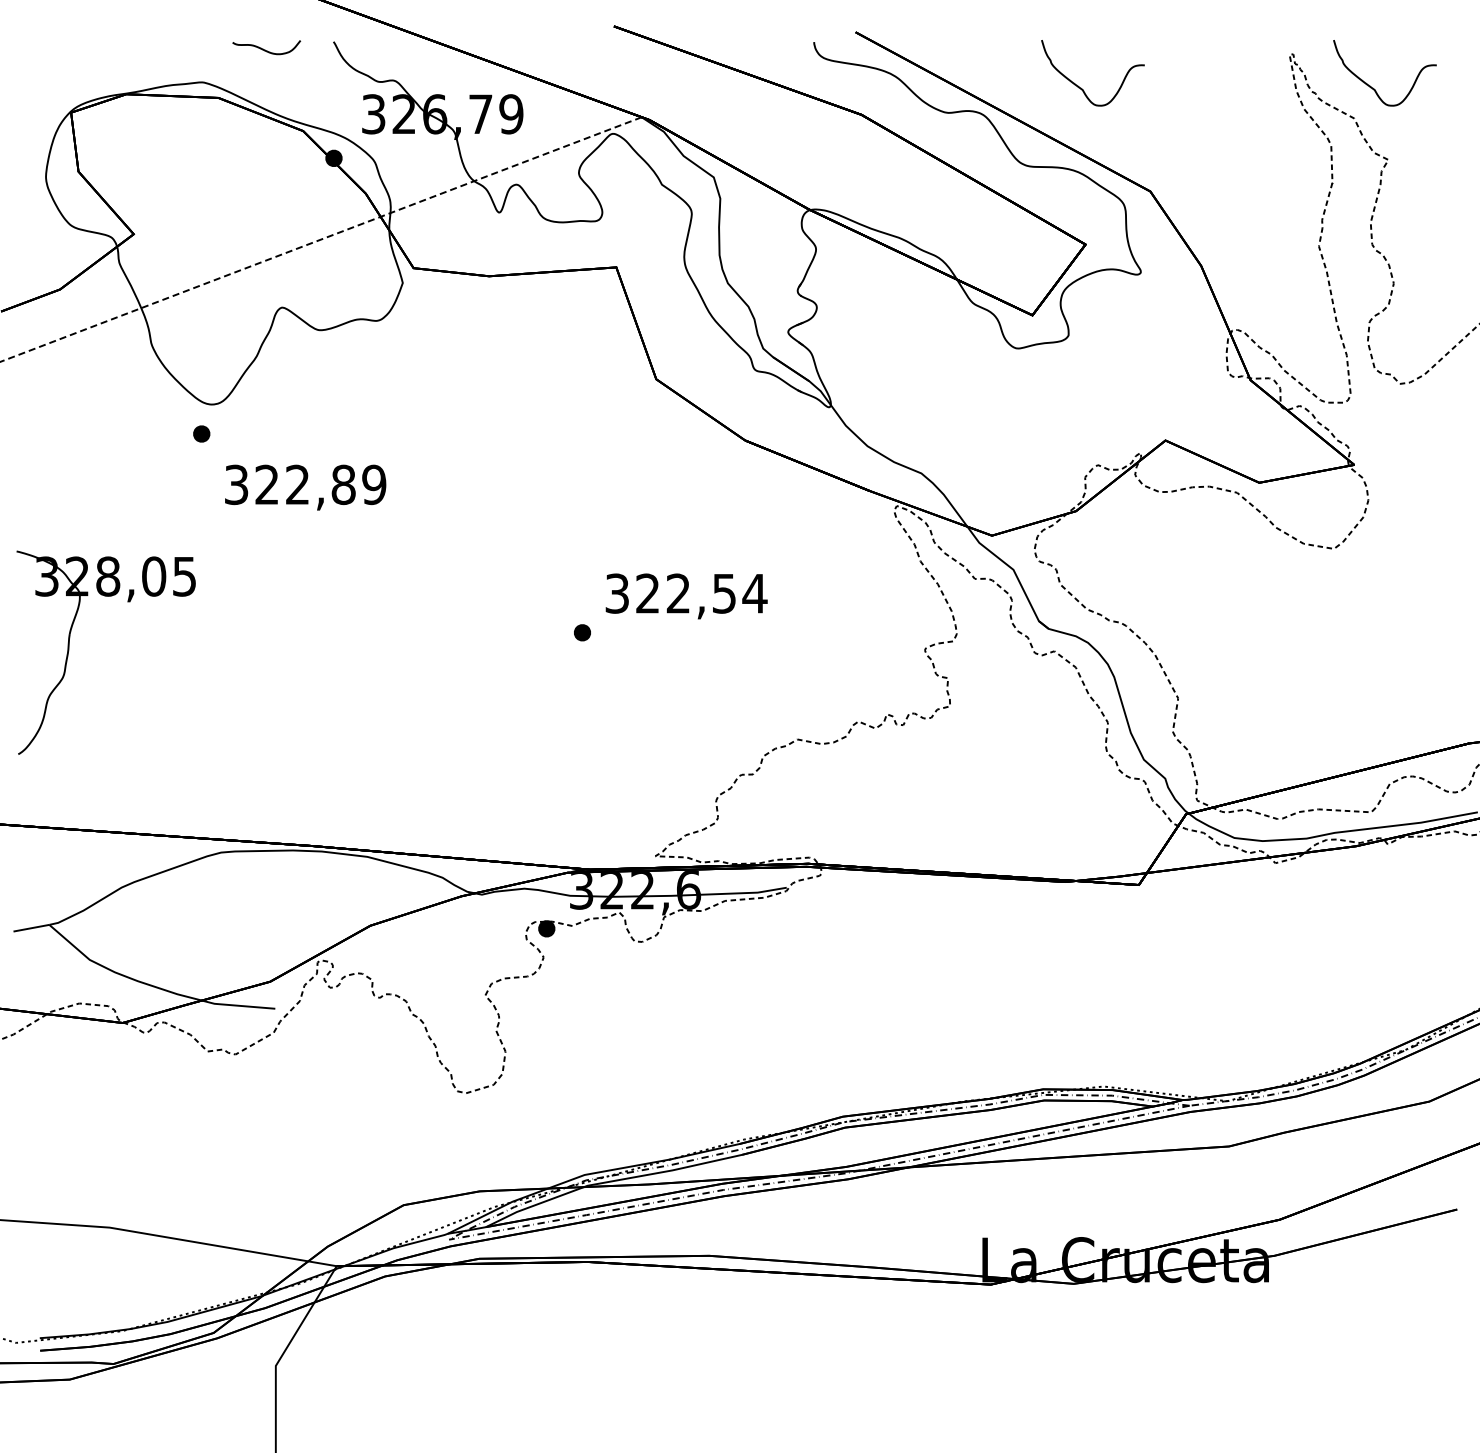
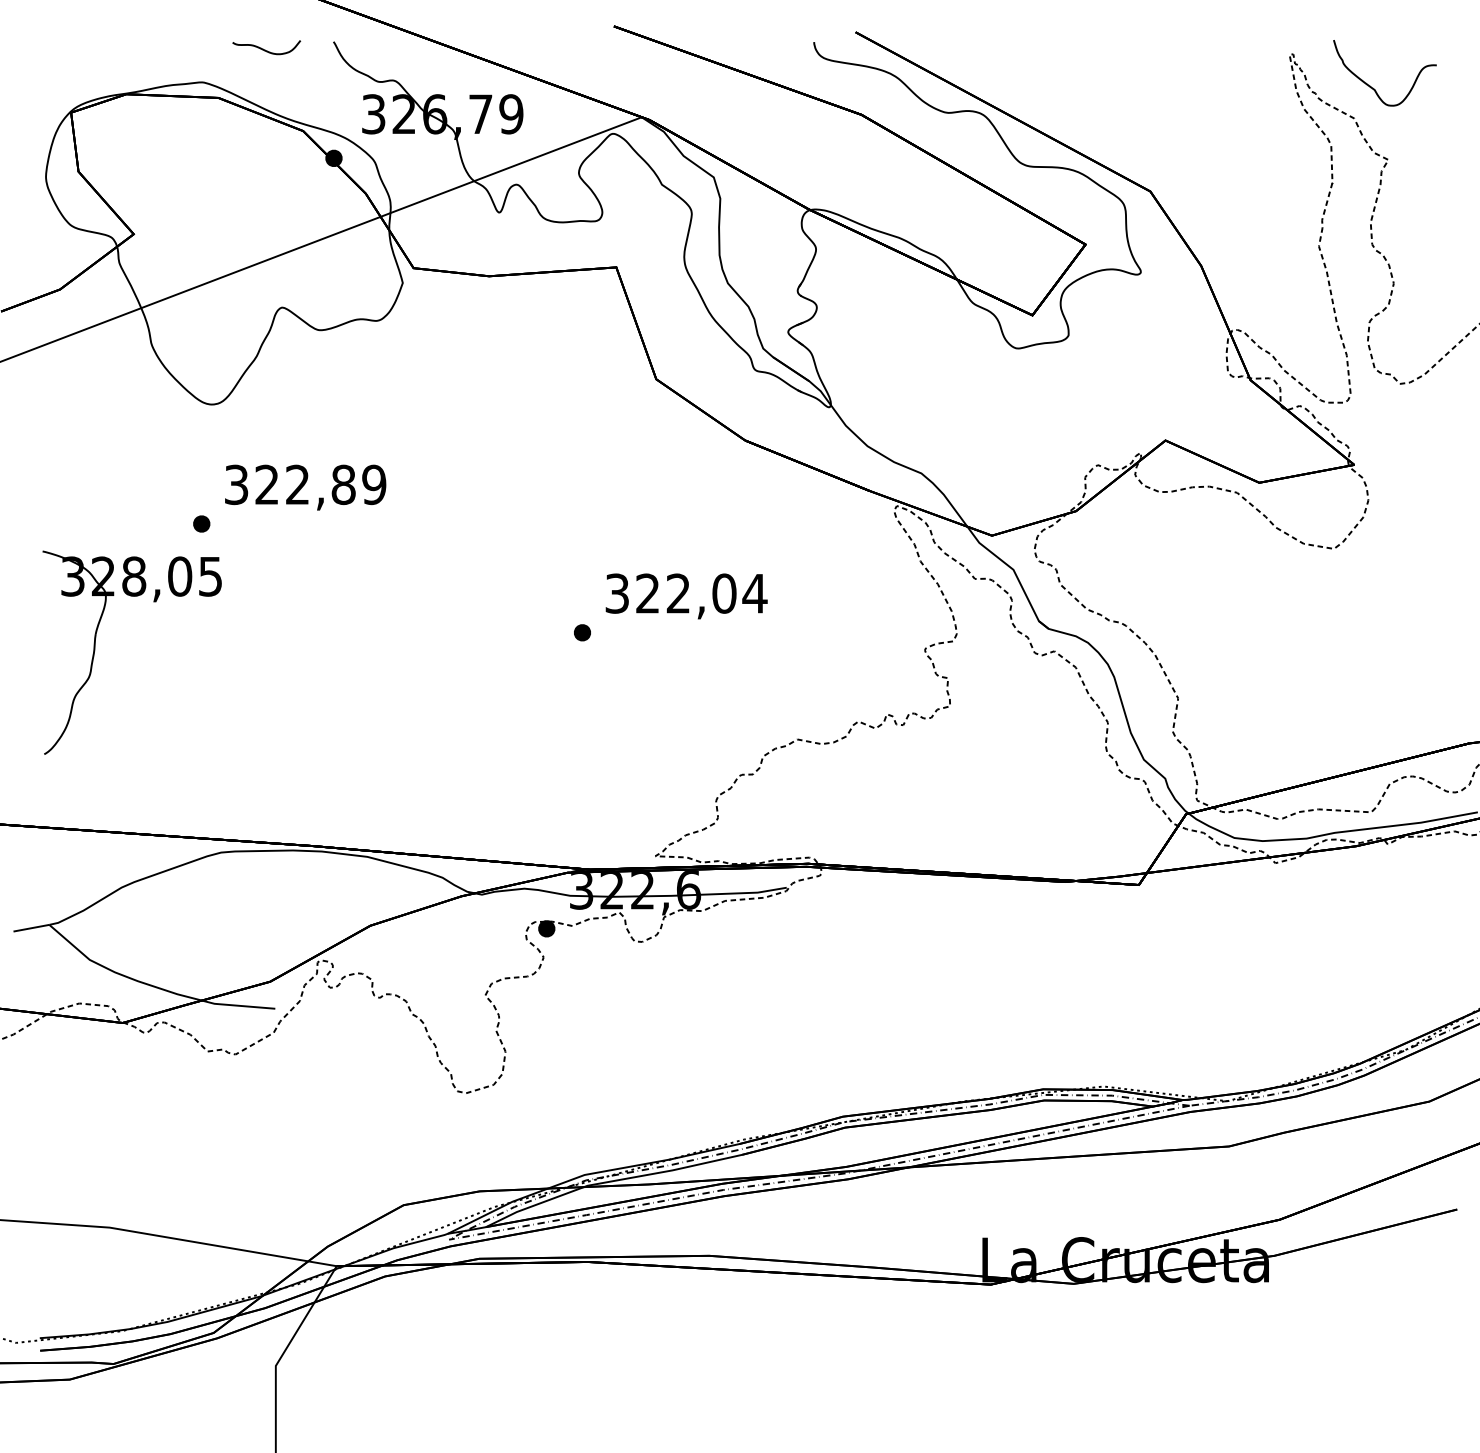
curve: present -> none (1081, 87)
line: dashed -> solid (320, 239)
part position: (201, 433) -> (201, 523) (201, 523)
text: 322,54 -> 322,04 (724, 593)
part position: (69, 650) -> (95, 650) (95, 650)
